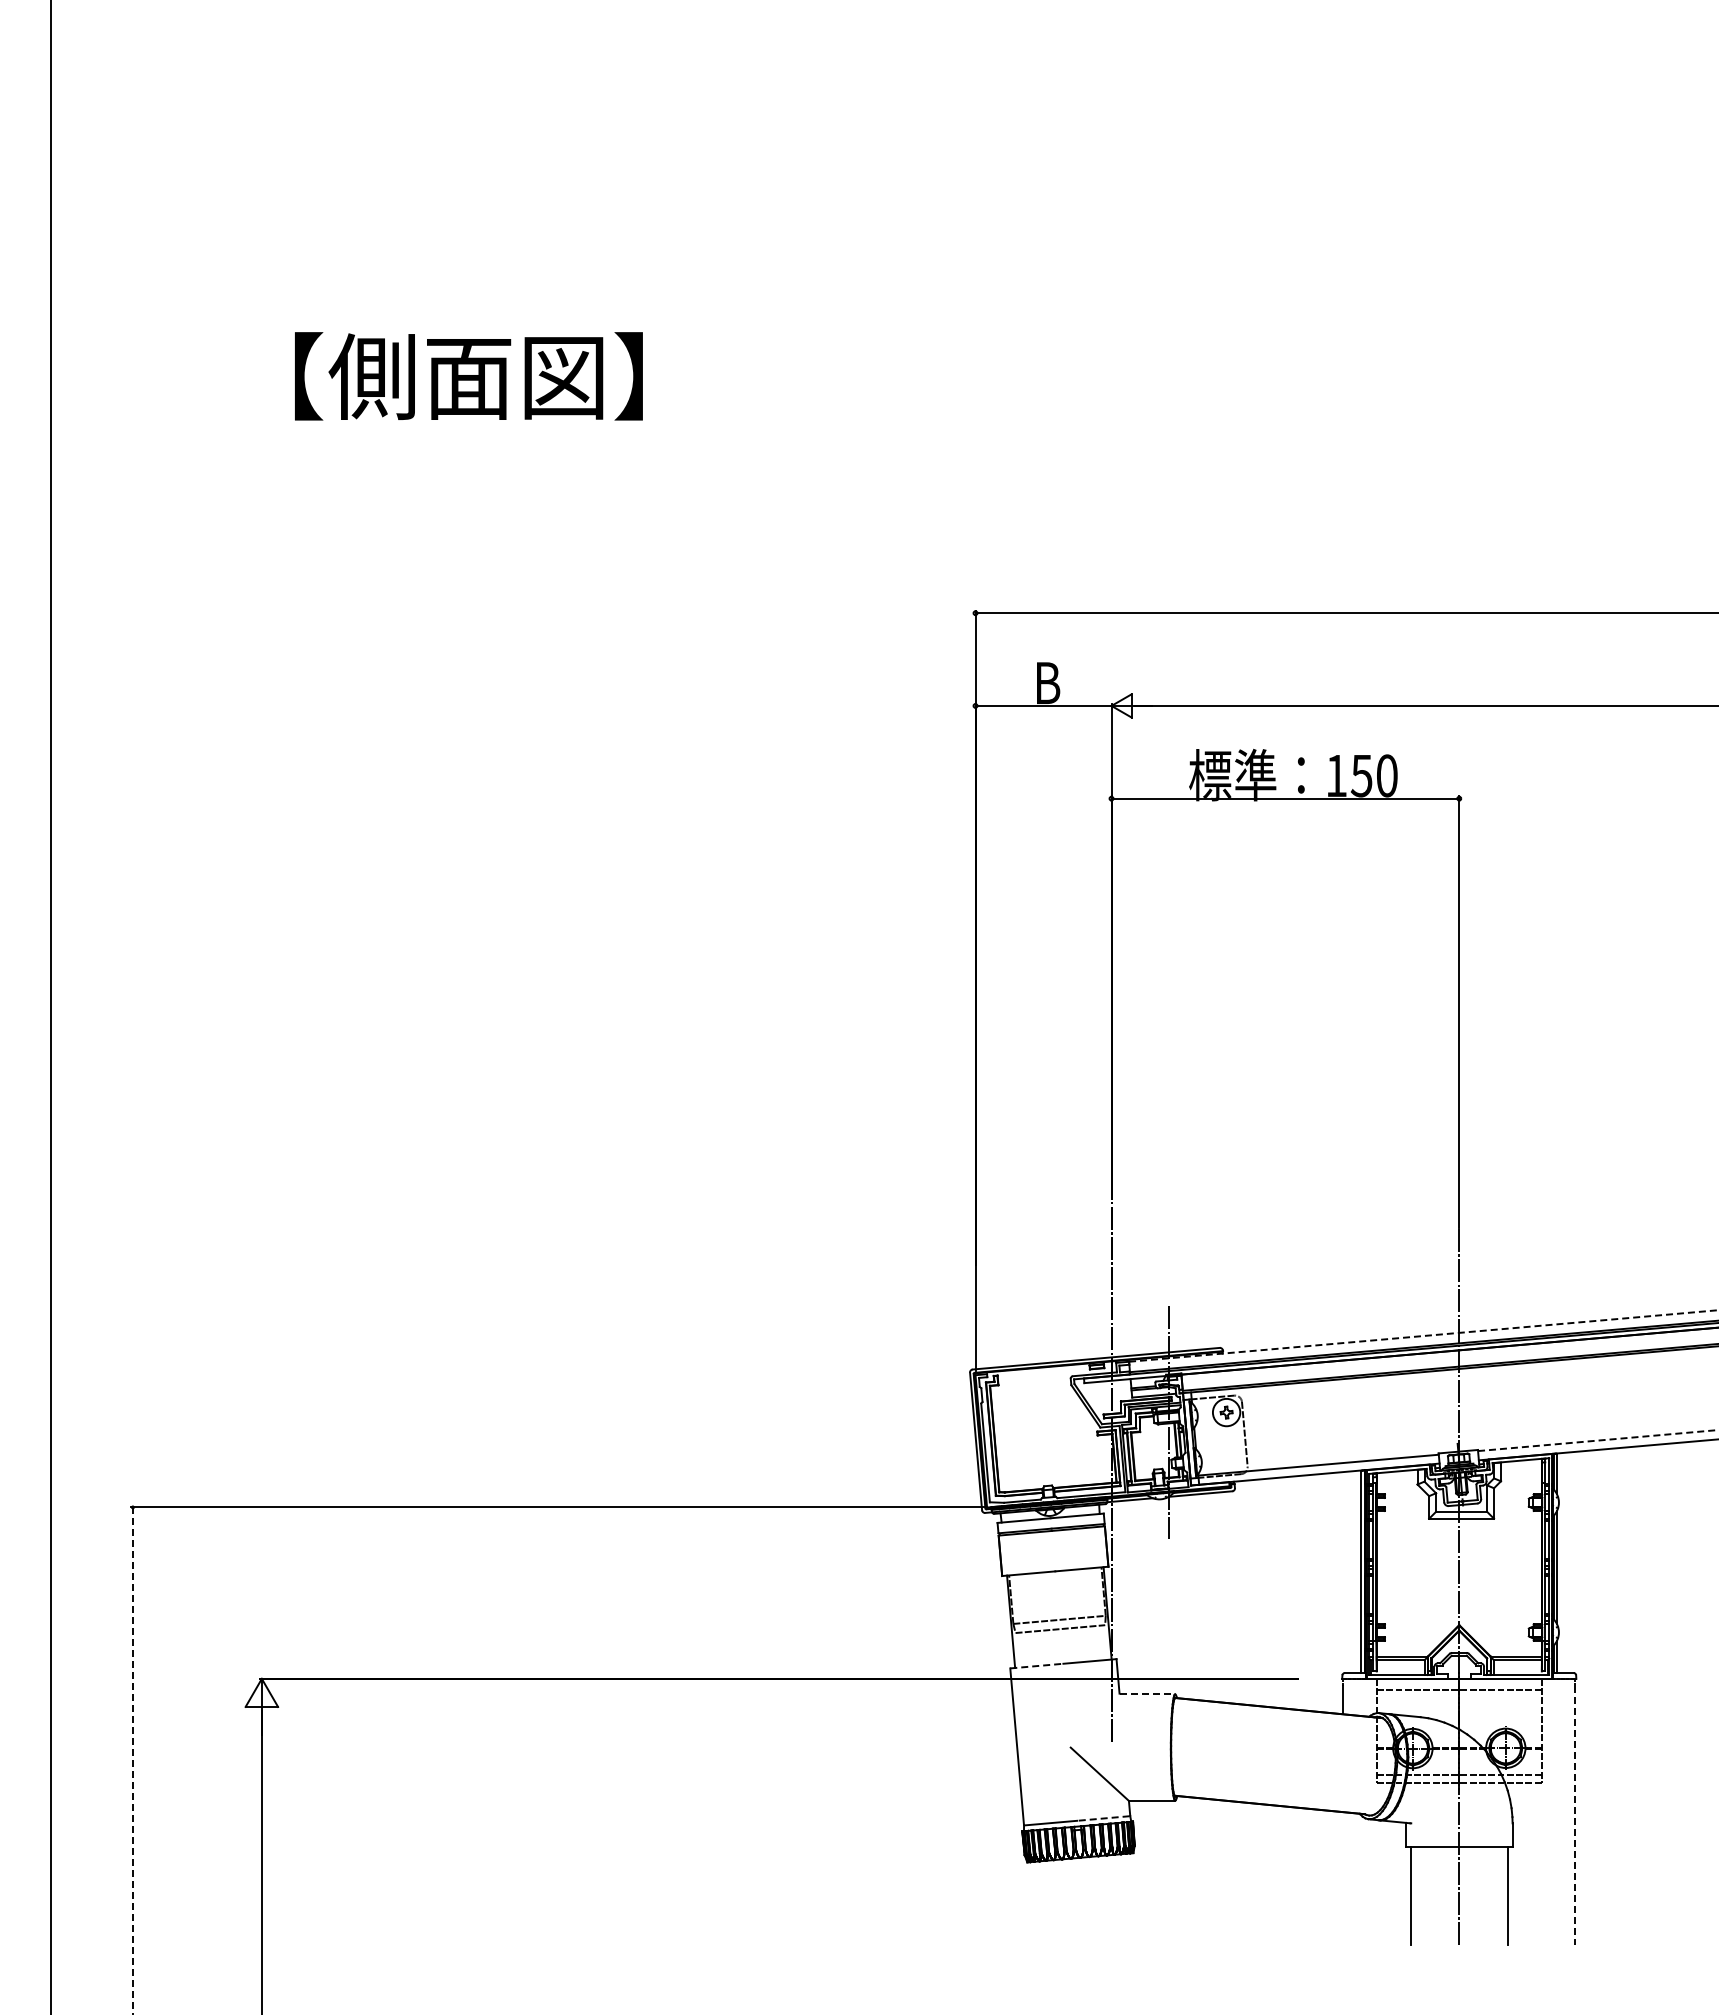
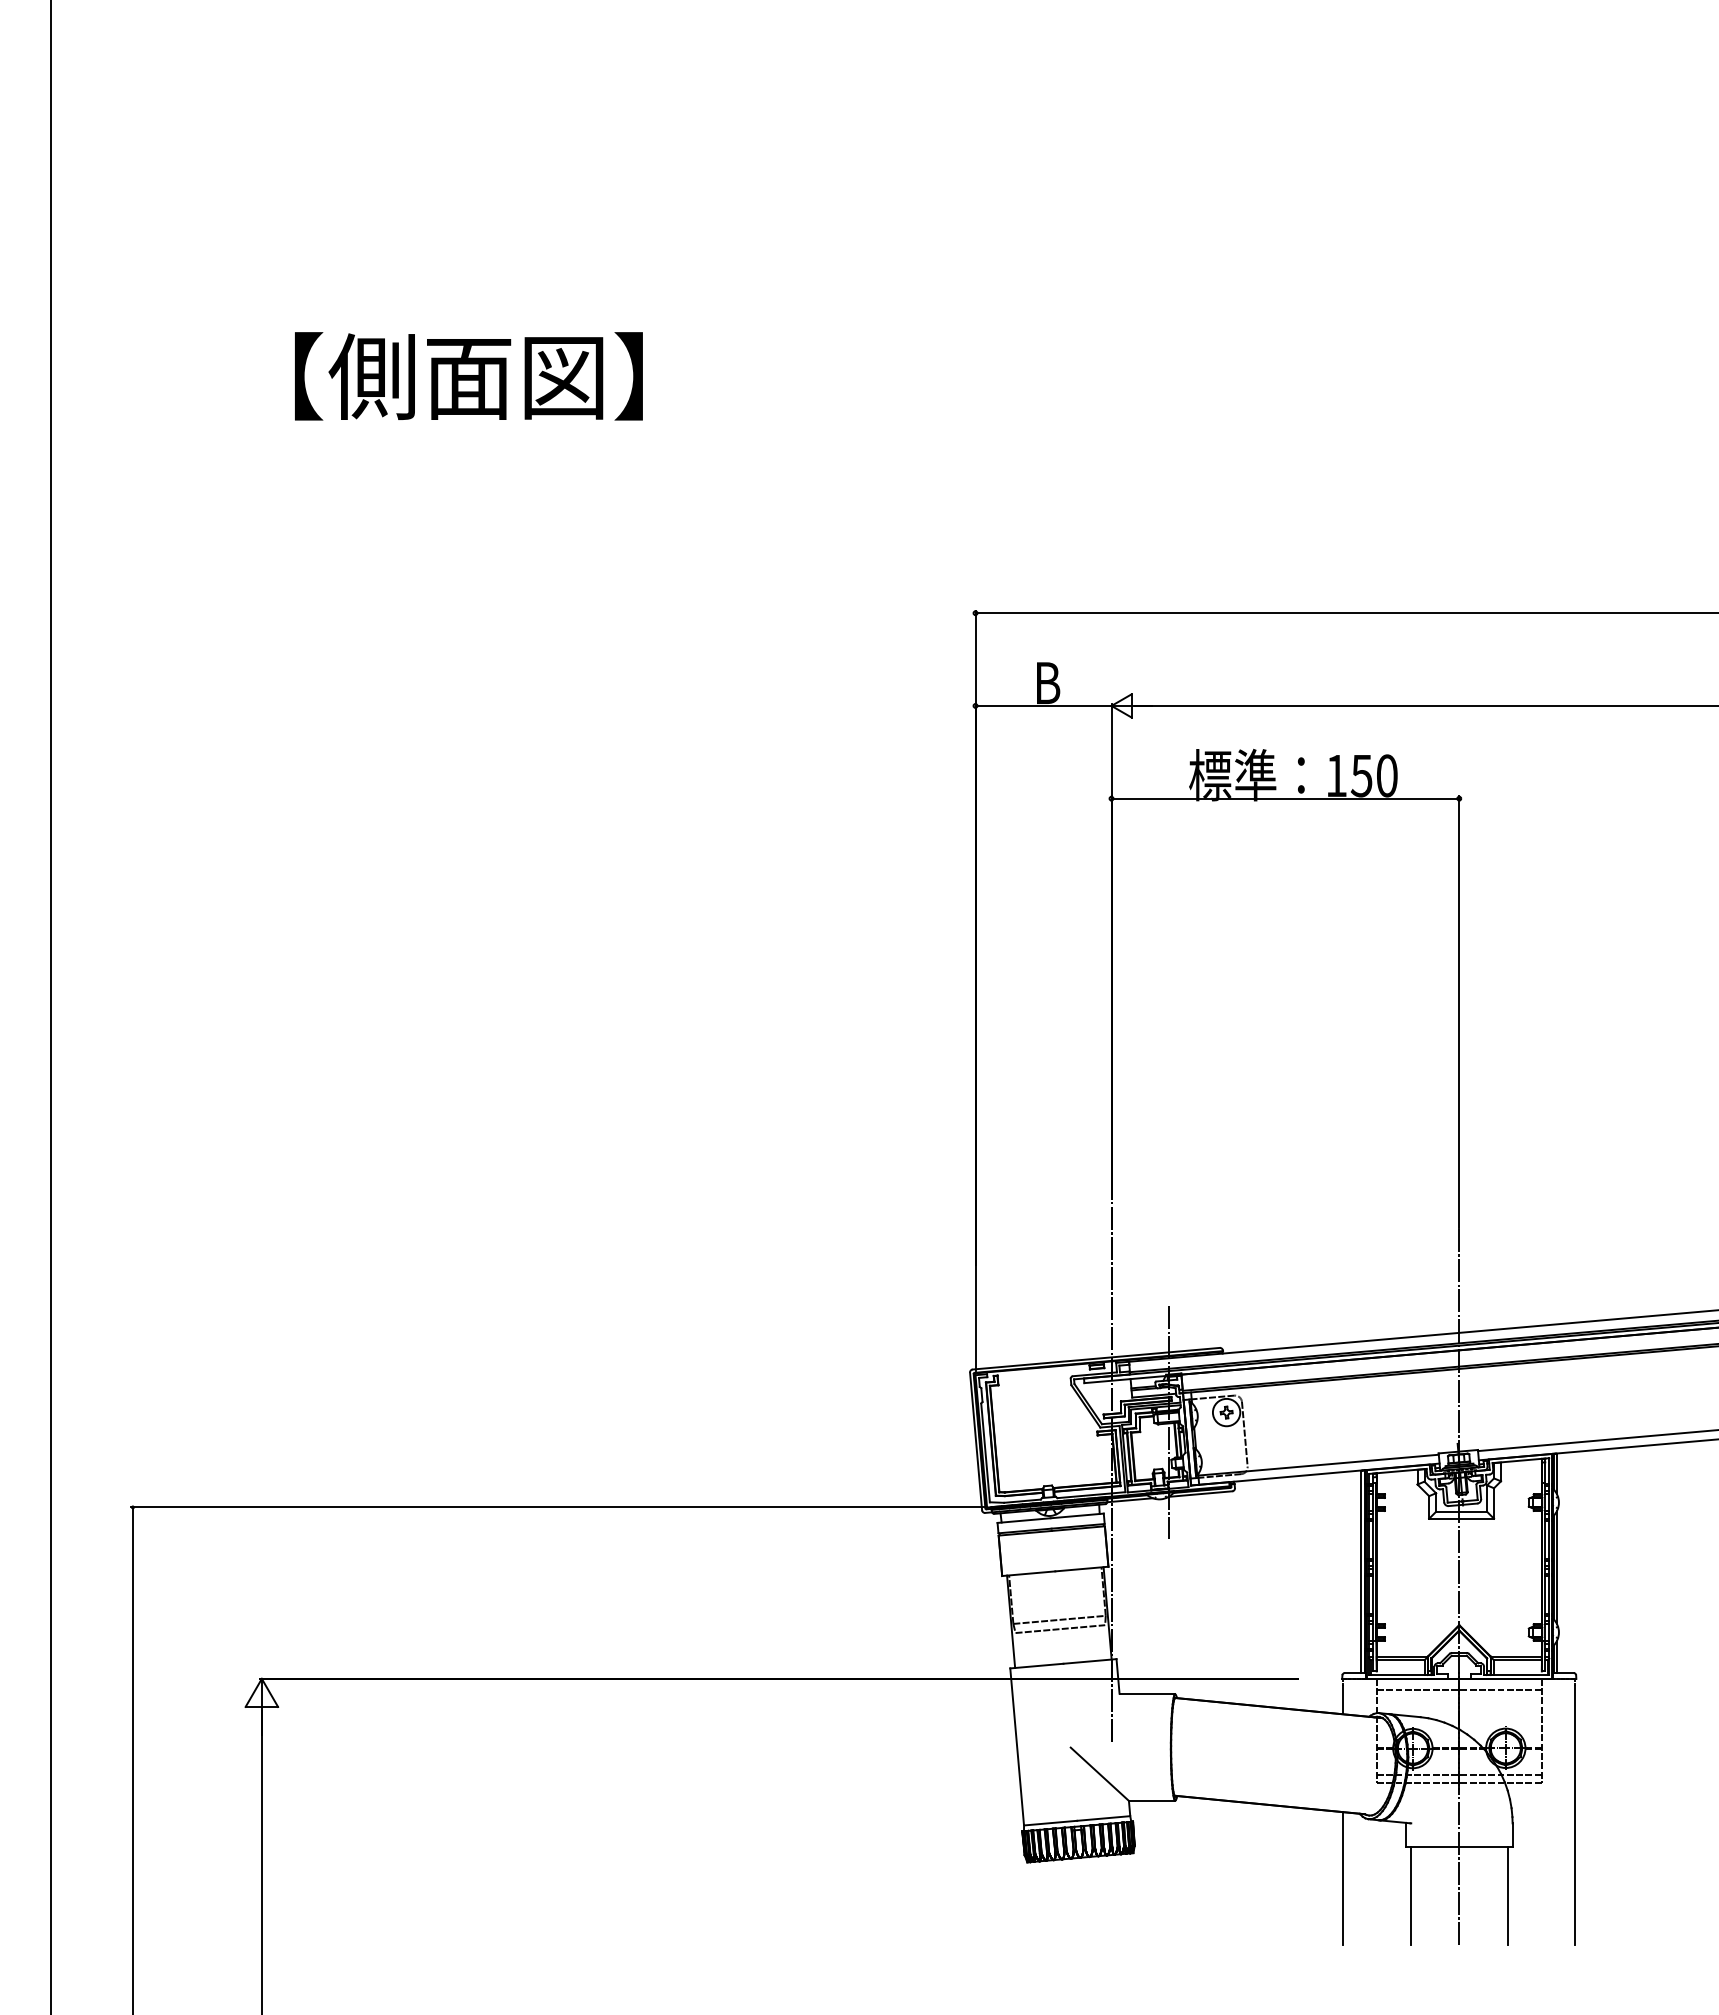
line: dashed -> solid (1423, 1335)
line: dashed -> solid (1598, 1440)
line: dashed -> solid (1036, 1666)
line: dashed -> solid (1147, 1694)
line: dashed -> solid (132, 1761)
line: dashed -> solid (1575, 1815)
line: dashed -> solid (1102, 1818)
line: none -> present (1343, 1878)
